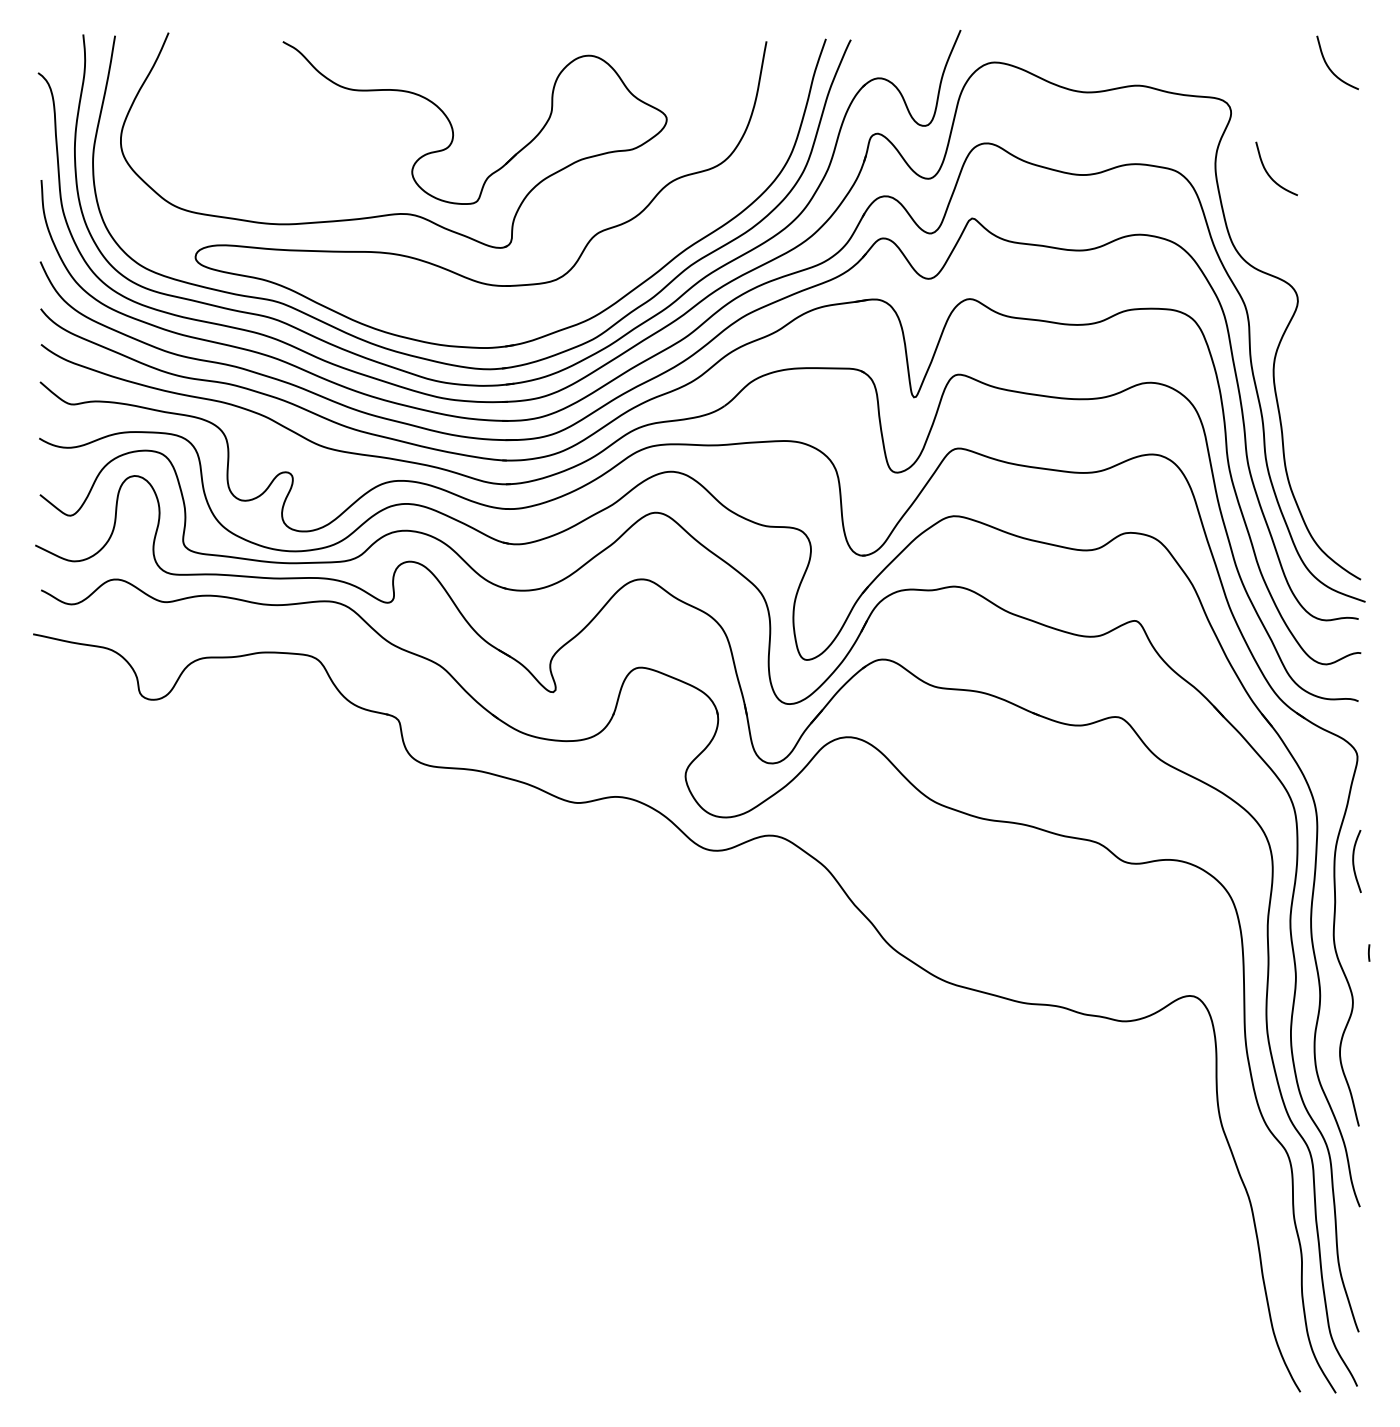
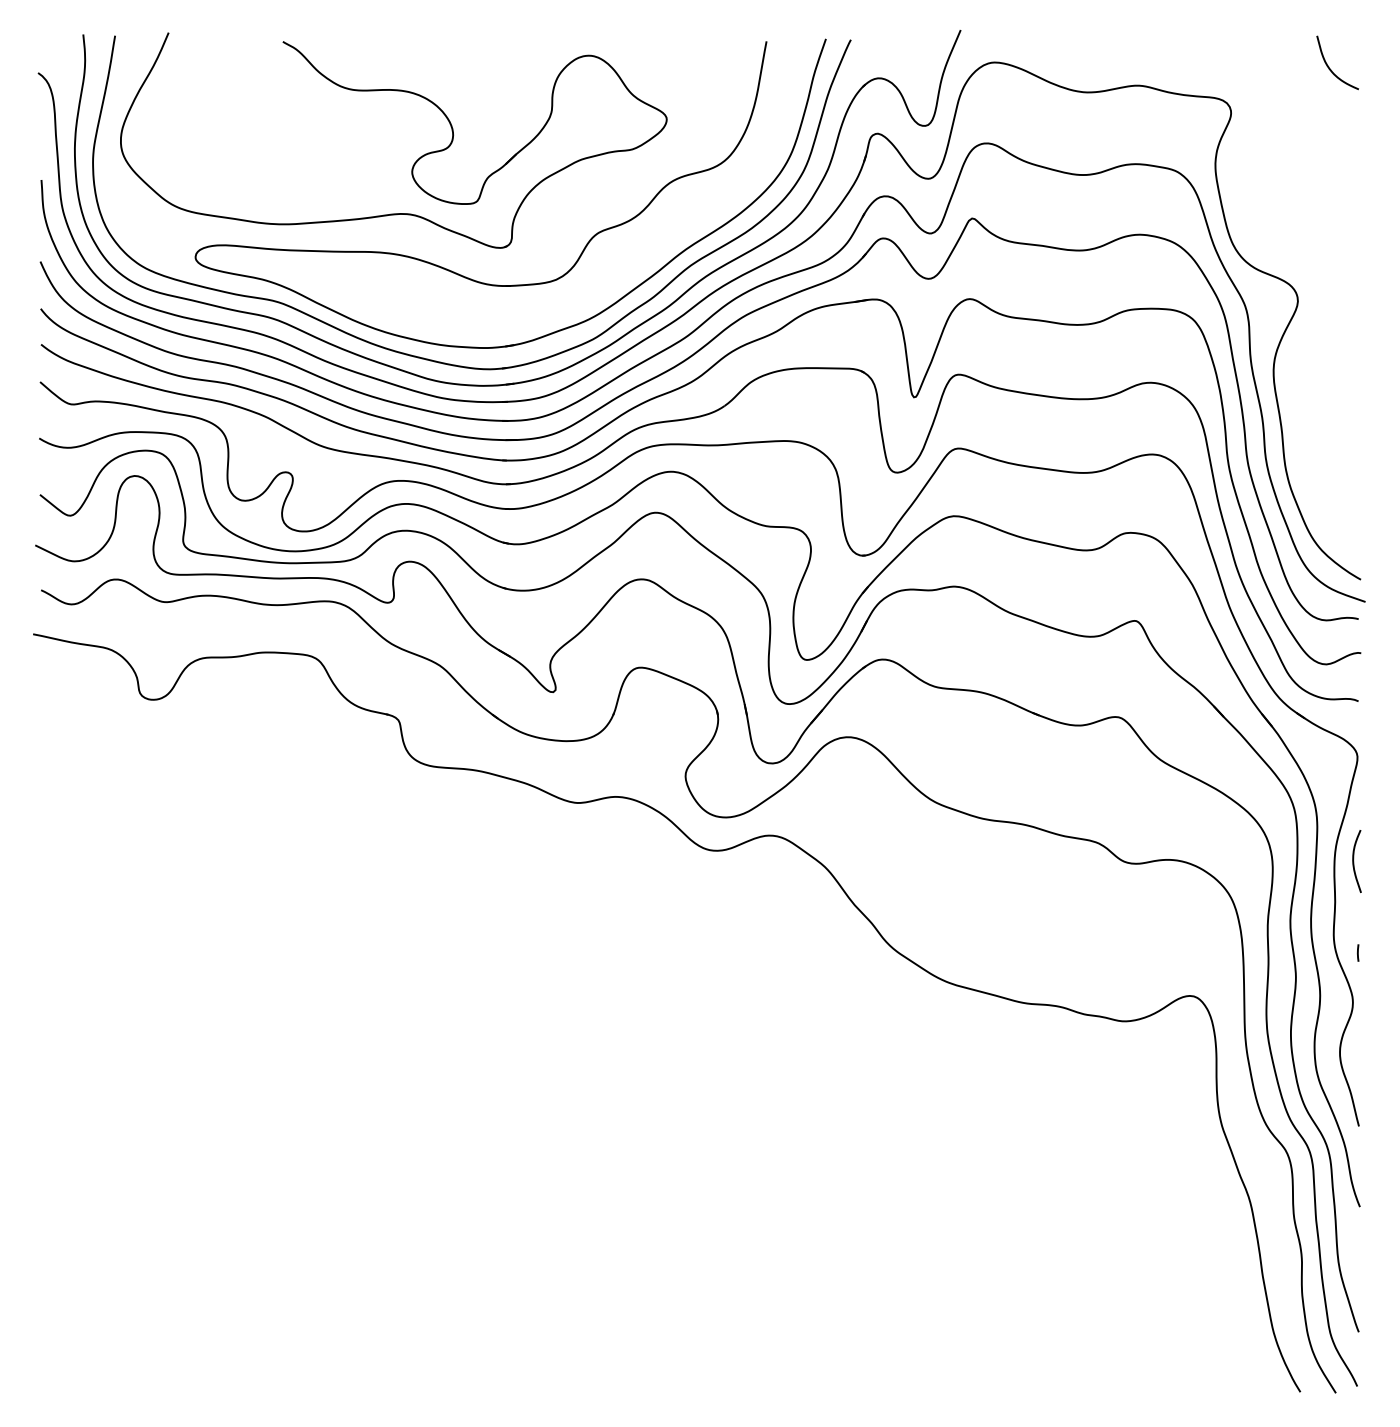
curve: present -> none (1268, 172)
line position: (1369, 952) -> (1358, 952) (1358, 952)
